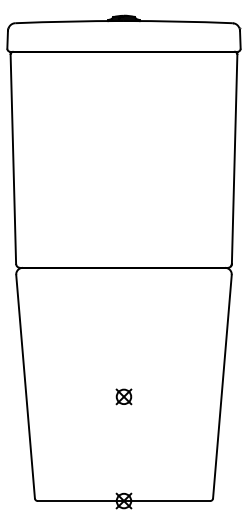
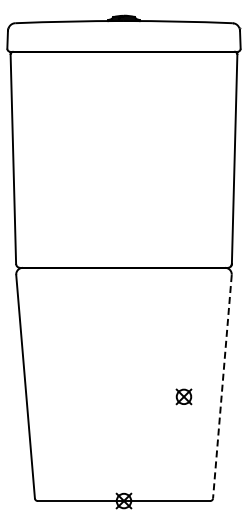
line: solid -> dashed (222, 387)
part position: (123, 396) -> (183, 396) (183, 396)
